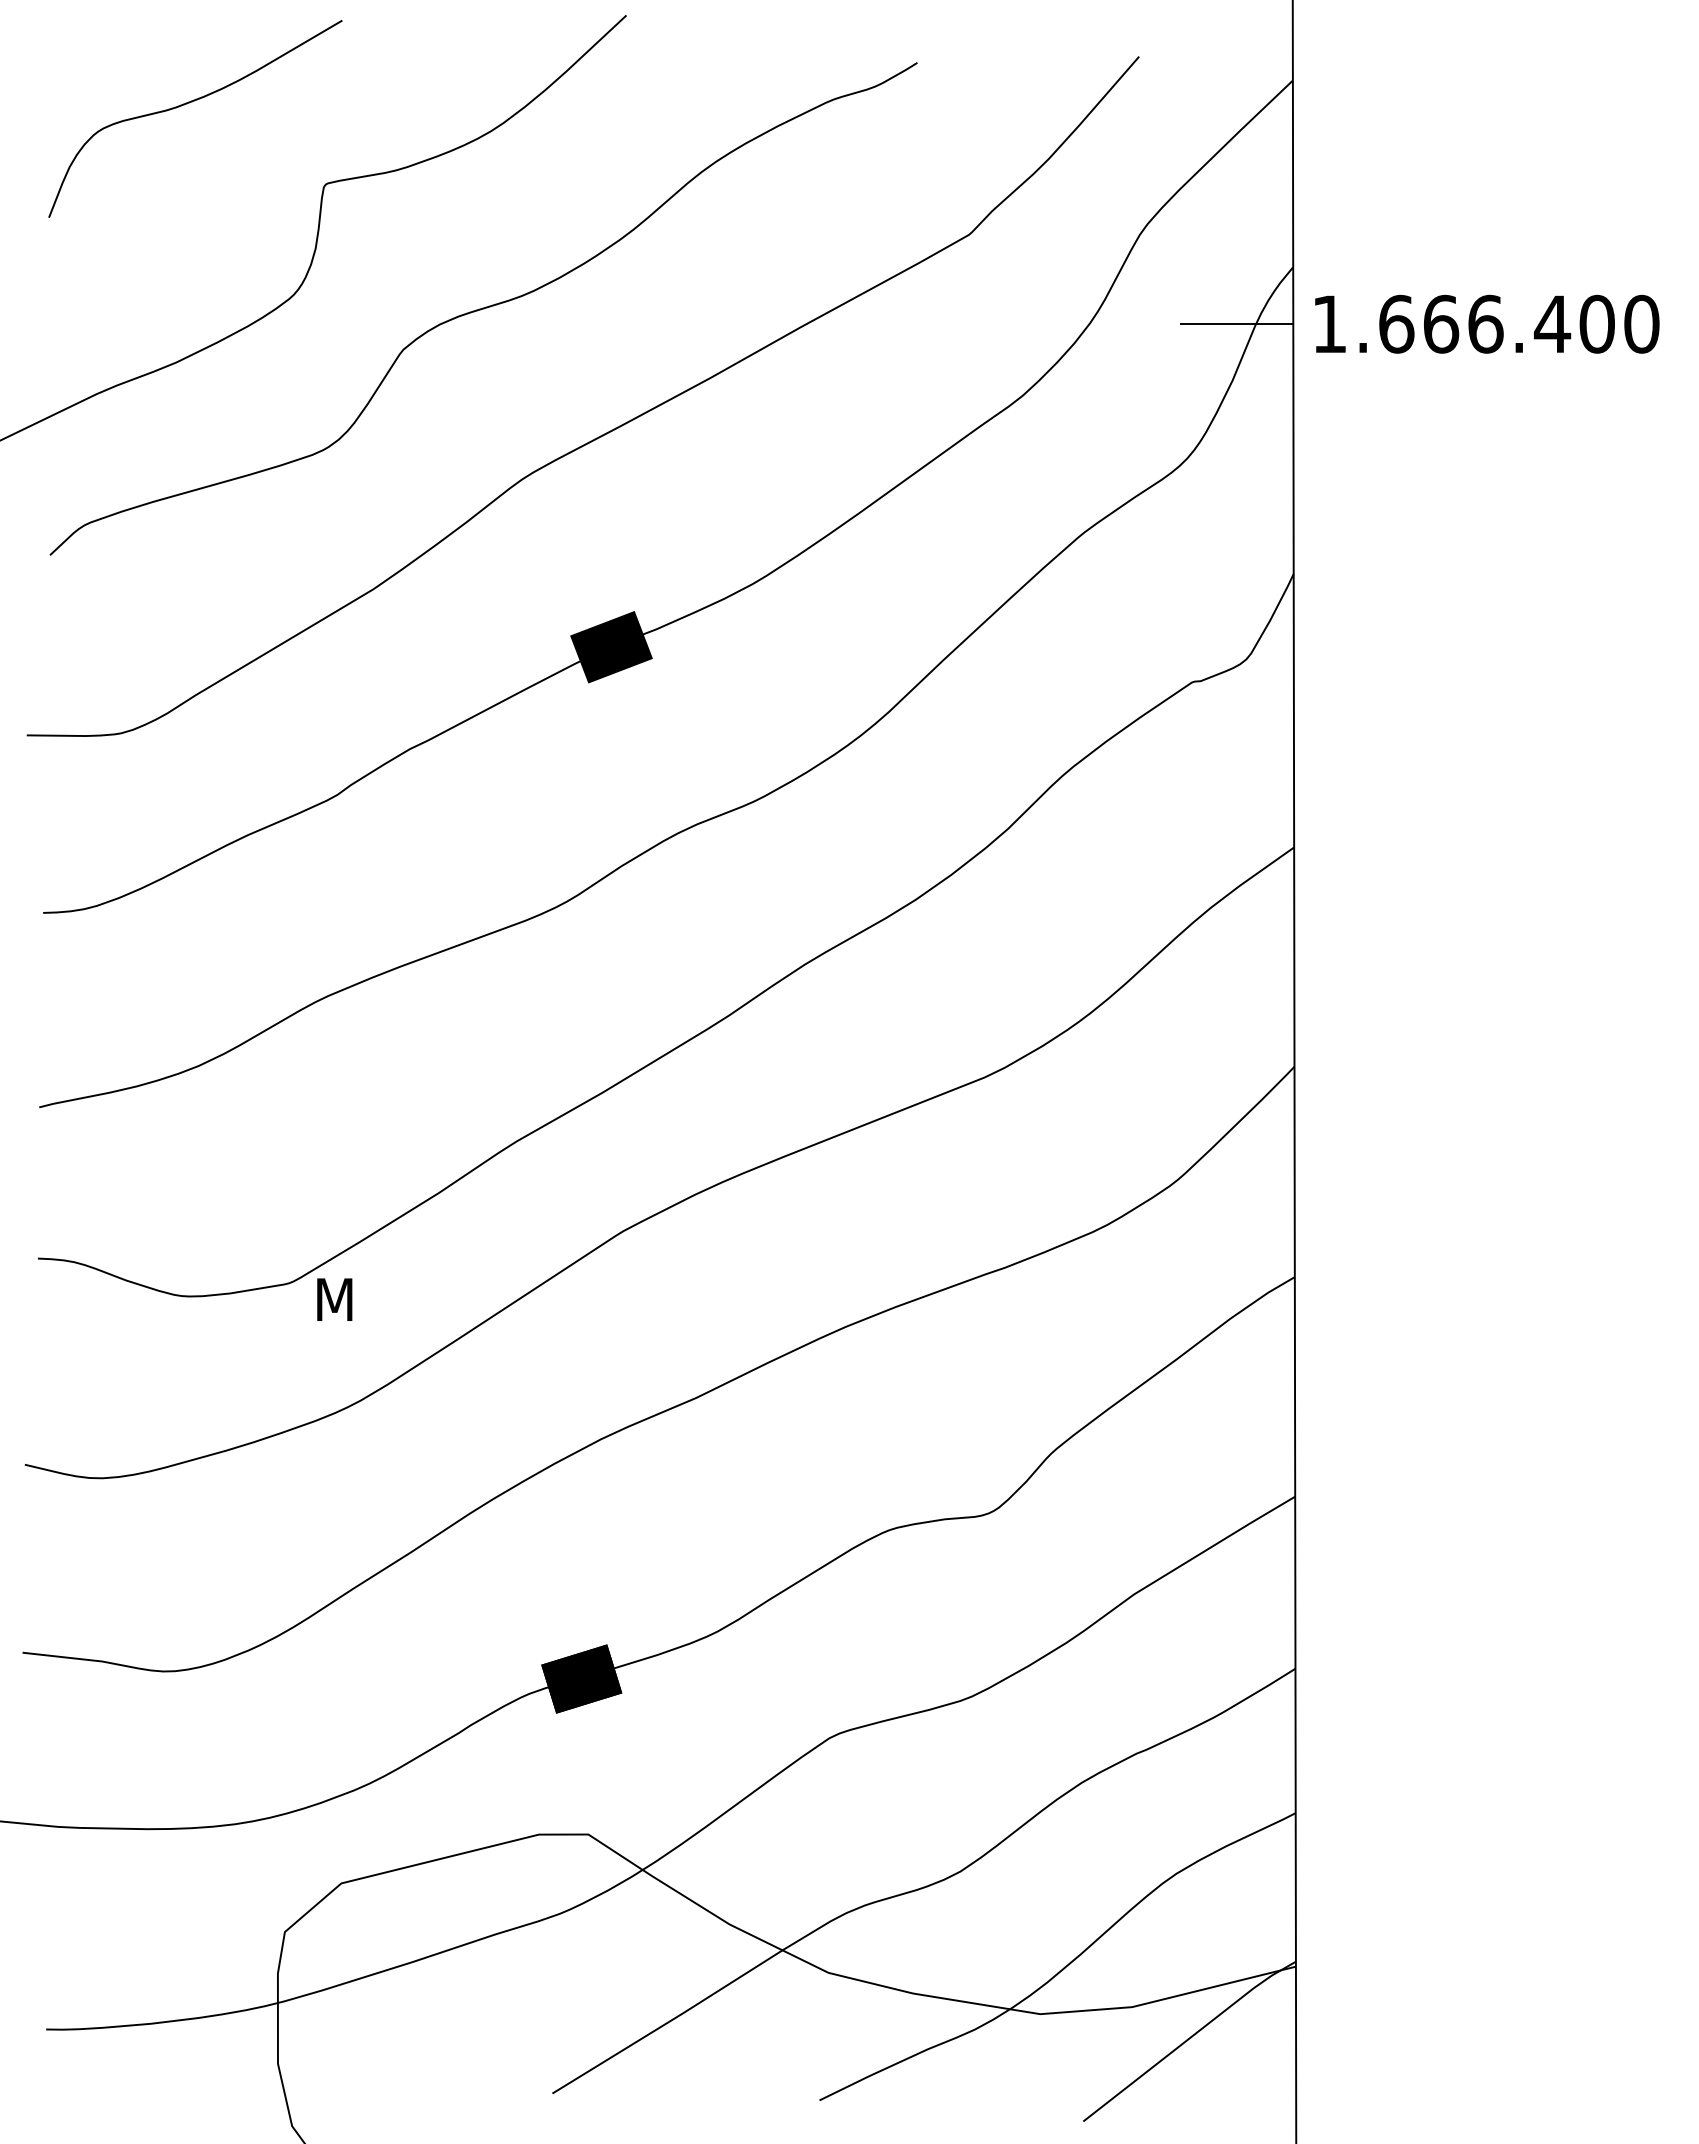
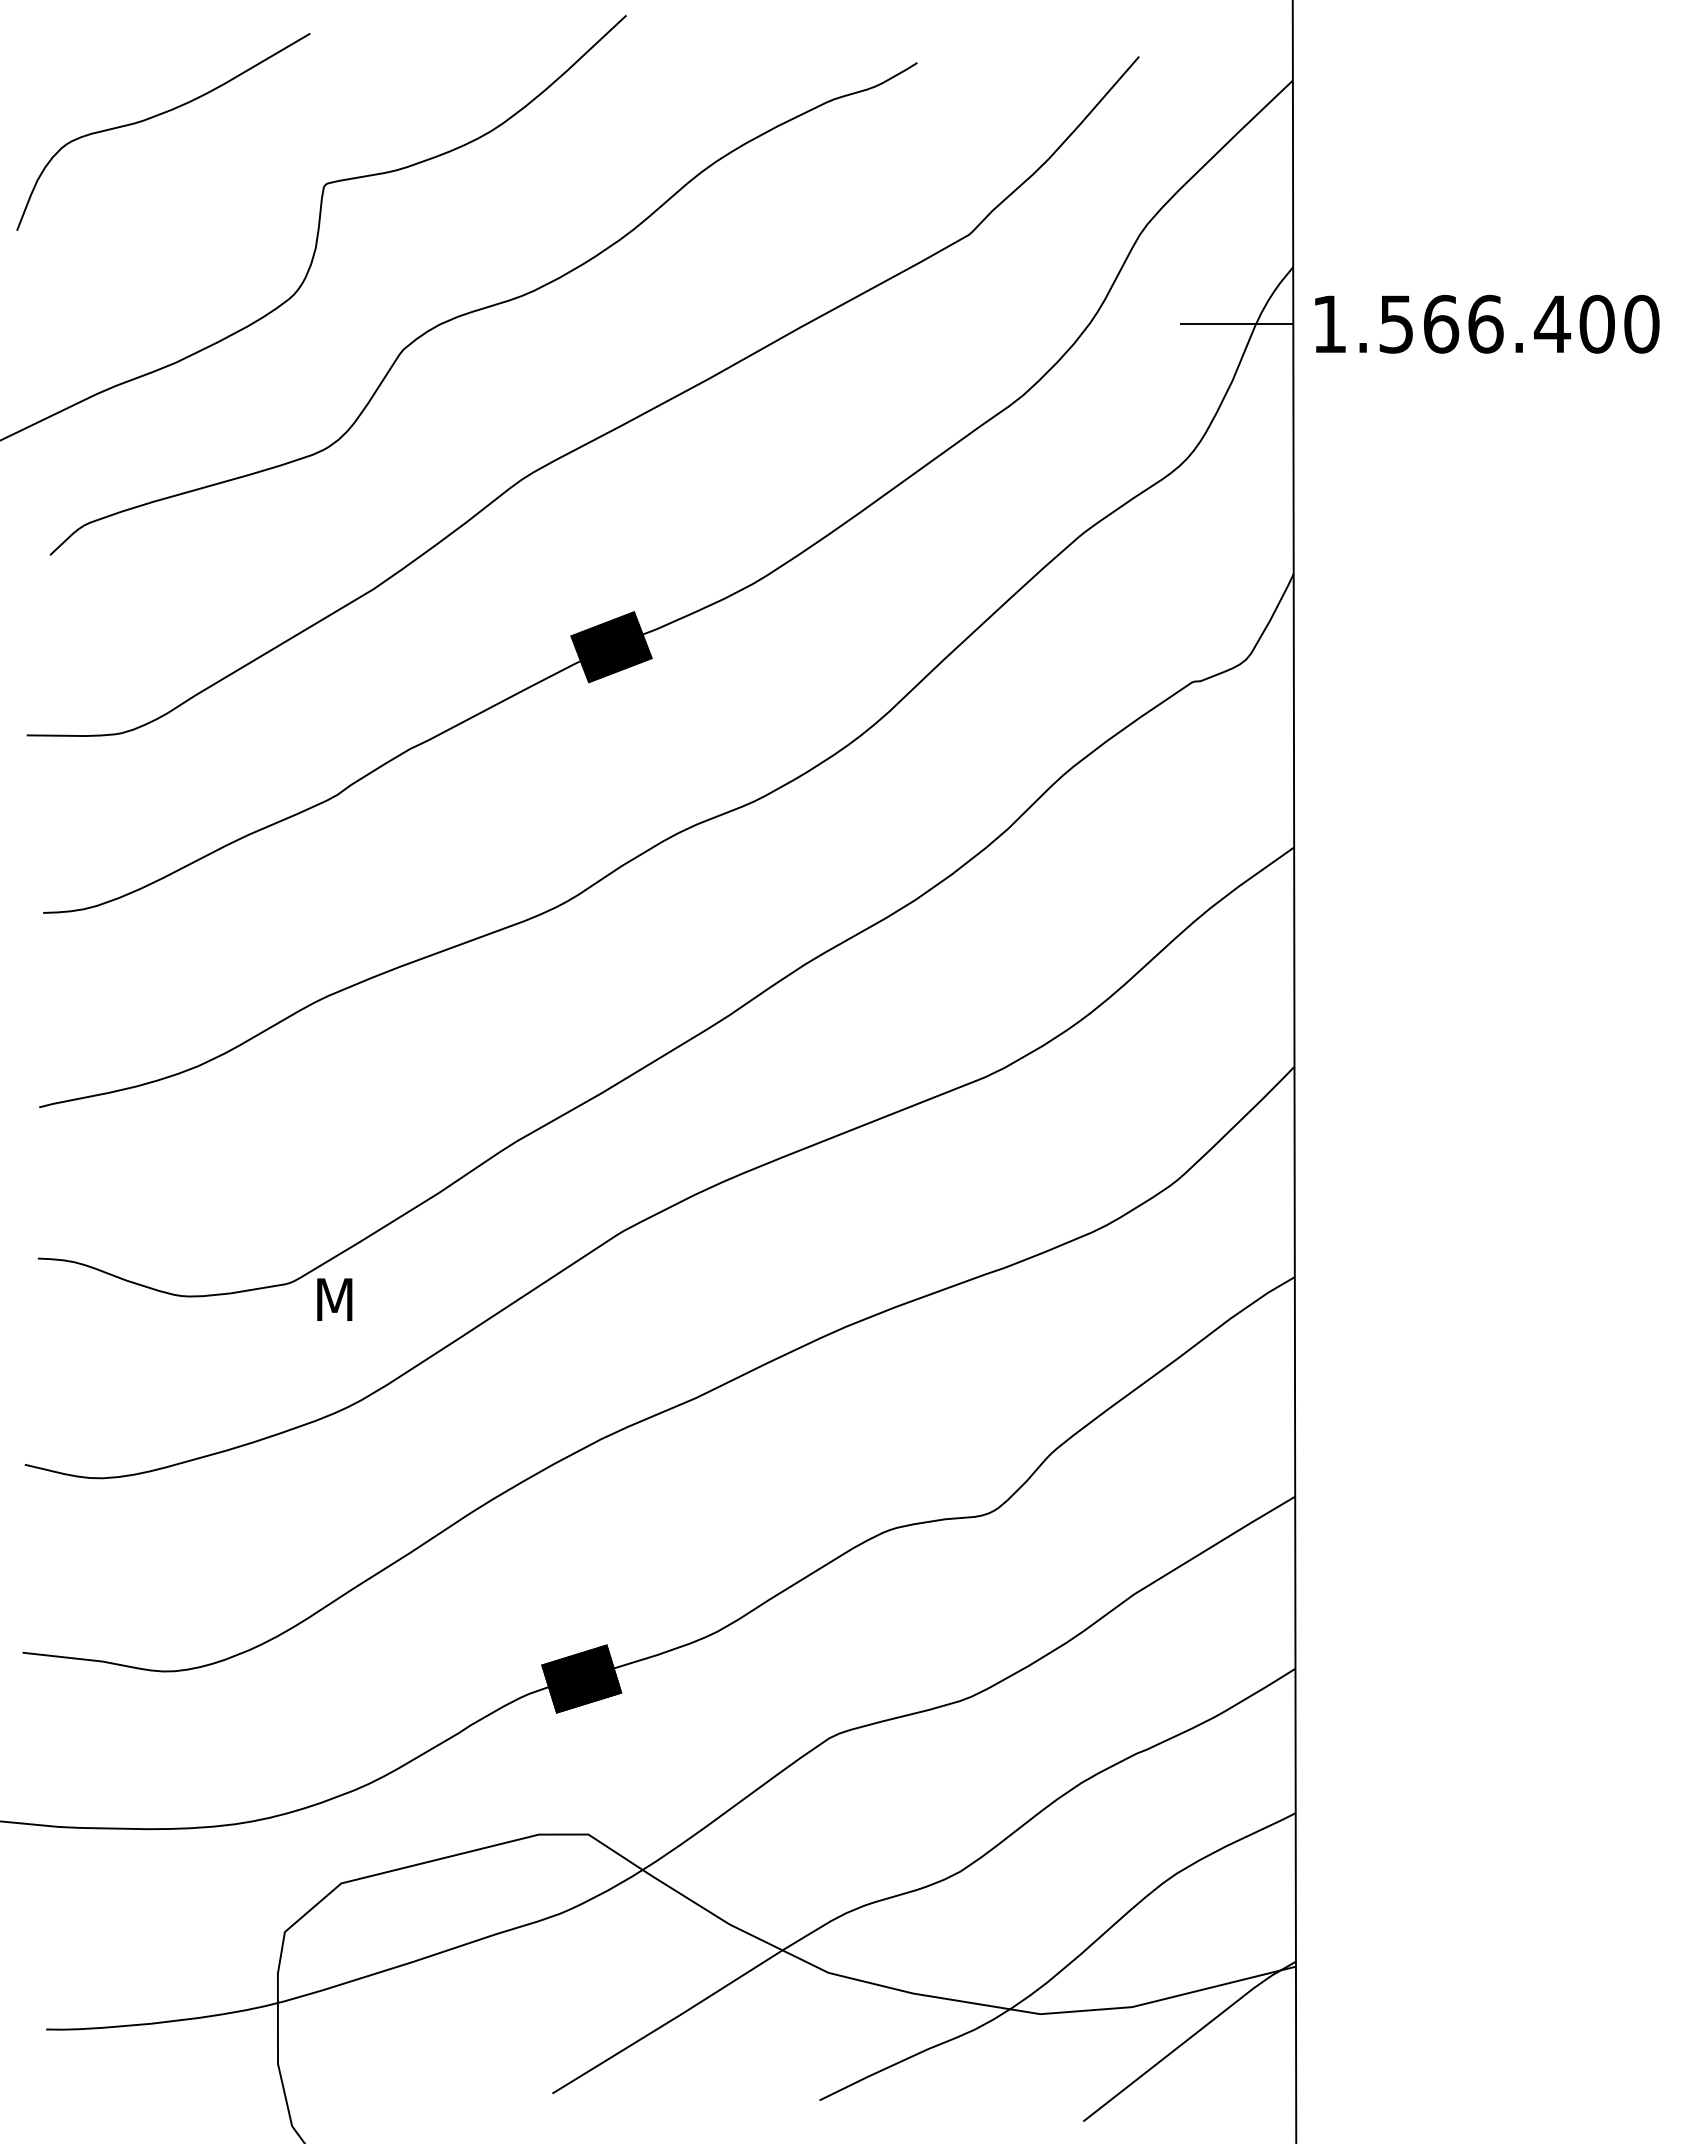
curve position: (187, 104) -> (155, 117) (155, 117)
text: 1.666.400 -> 1.566.400 (1396, 323)
